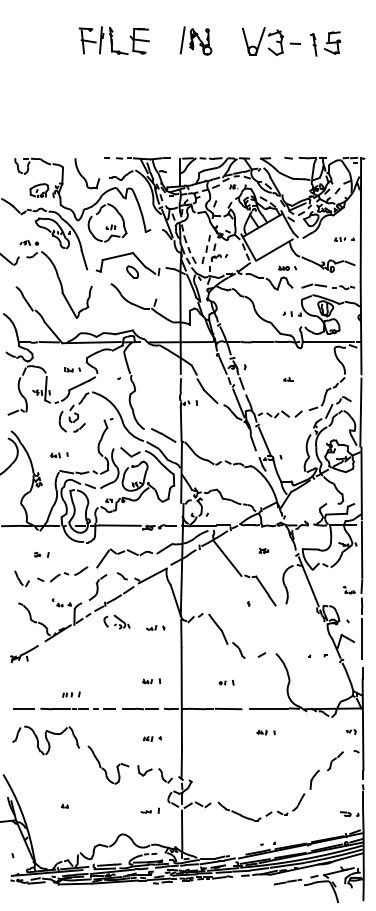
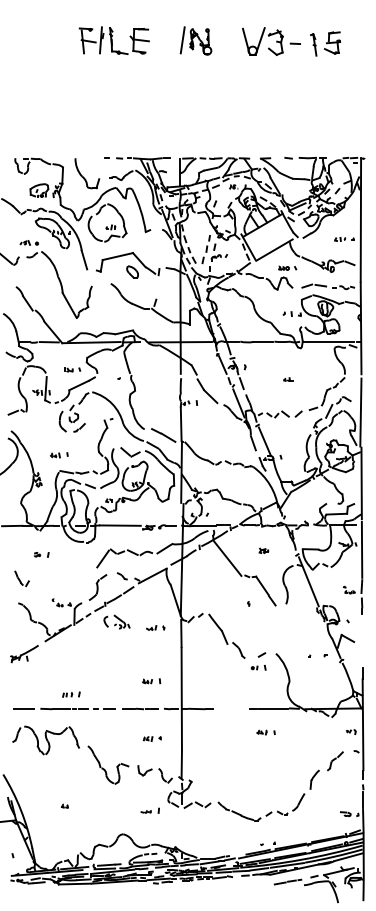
part: present -> none (62, 574)
line: present -> none (362, 639)
part position: (226, 682) -> (258, 667) (258, 667)
line: present -> none (228, 708)
line: present -> none (181, 830)
